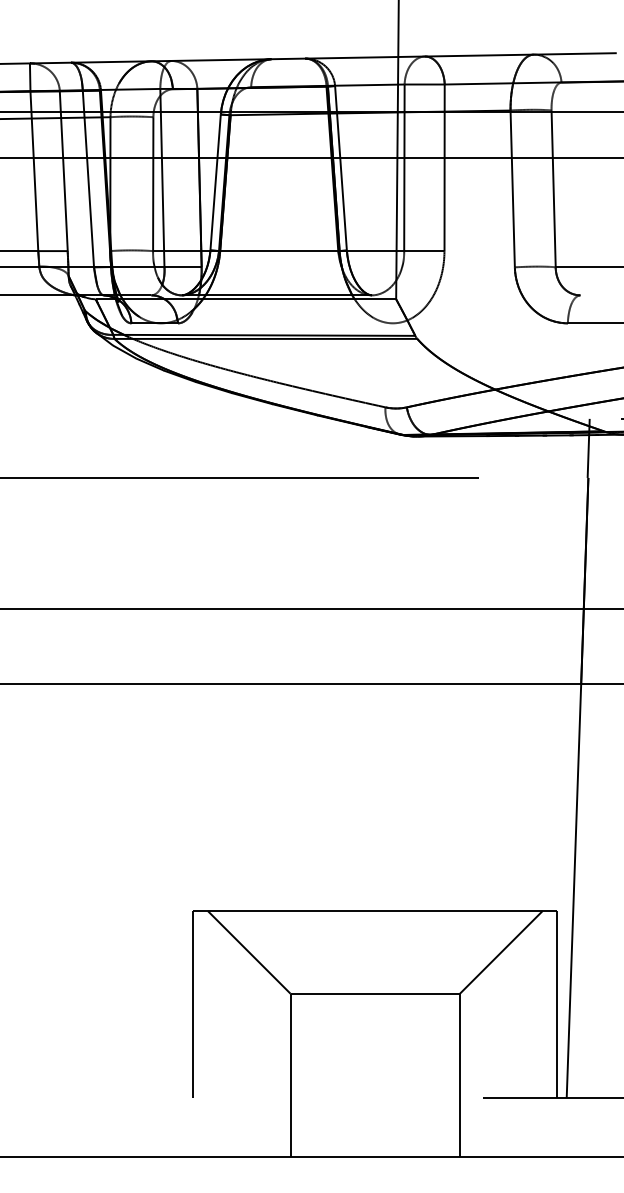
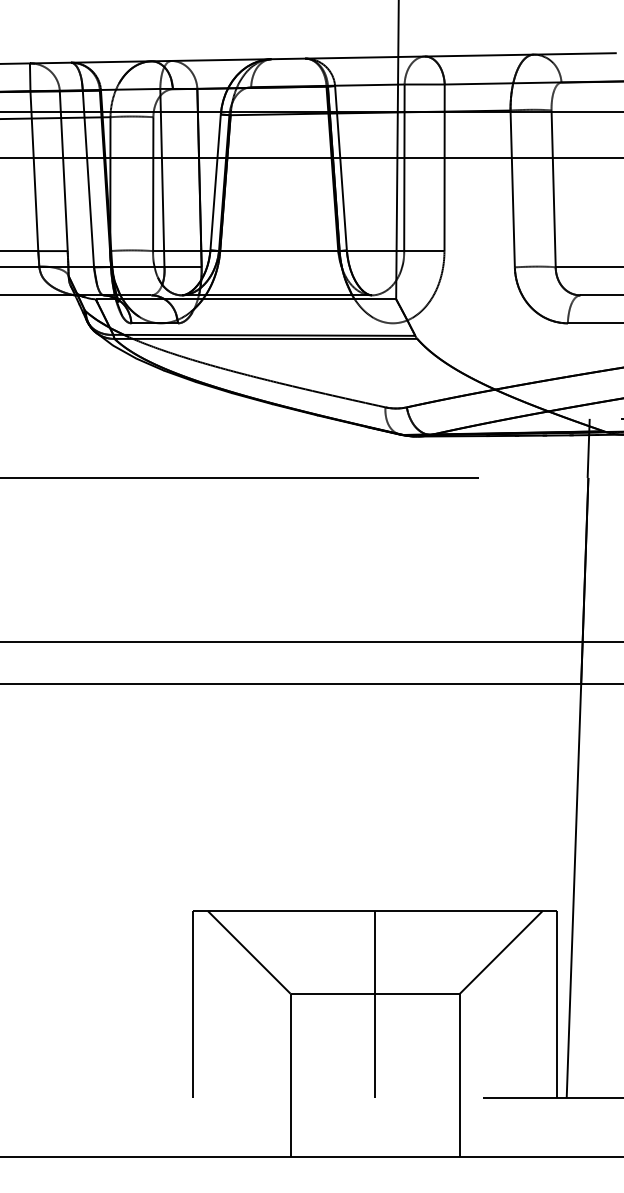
line: none -> present (600, 295)
line position: (311, 609) -> (311, 642) (311, 642)
line: none -> present (375, 1004)
